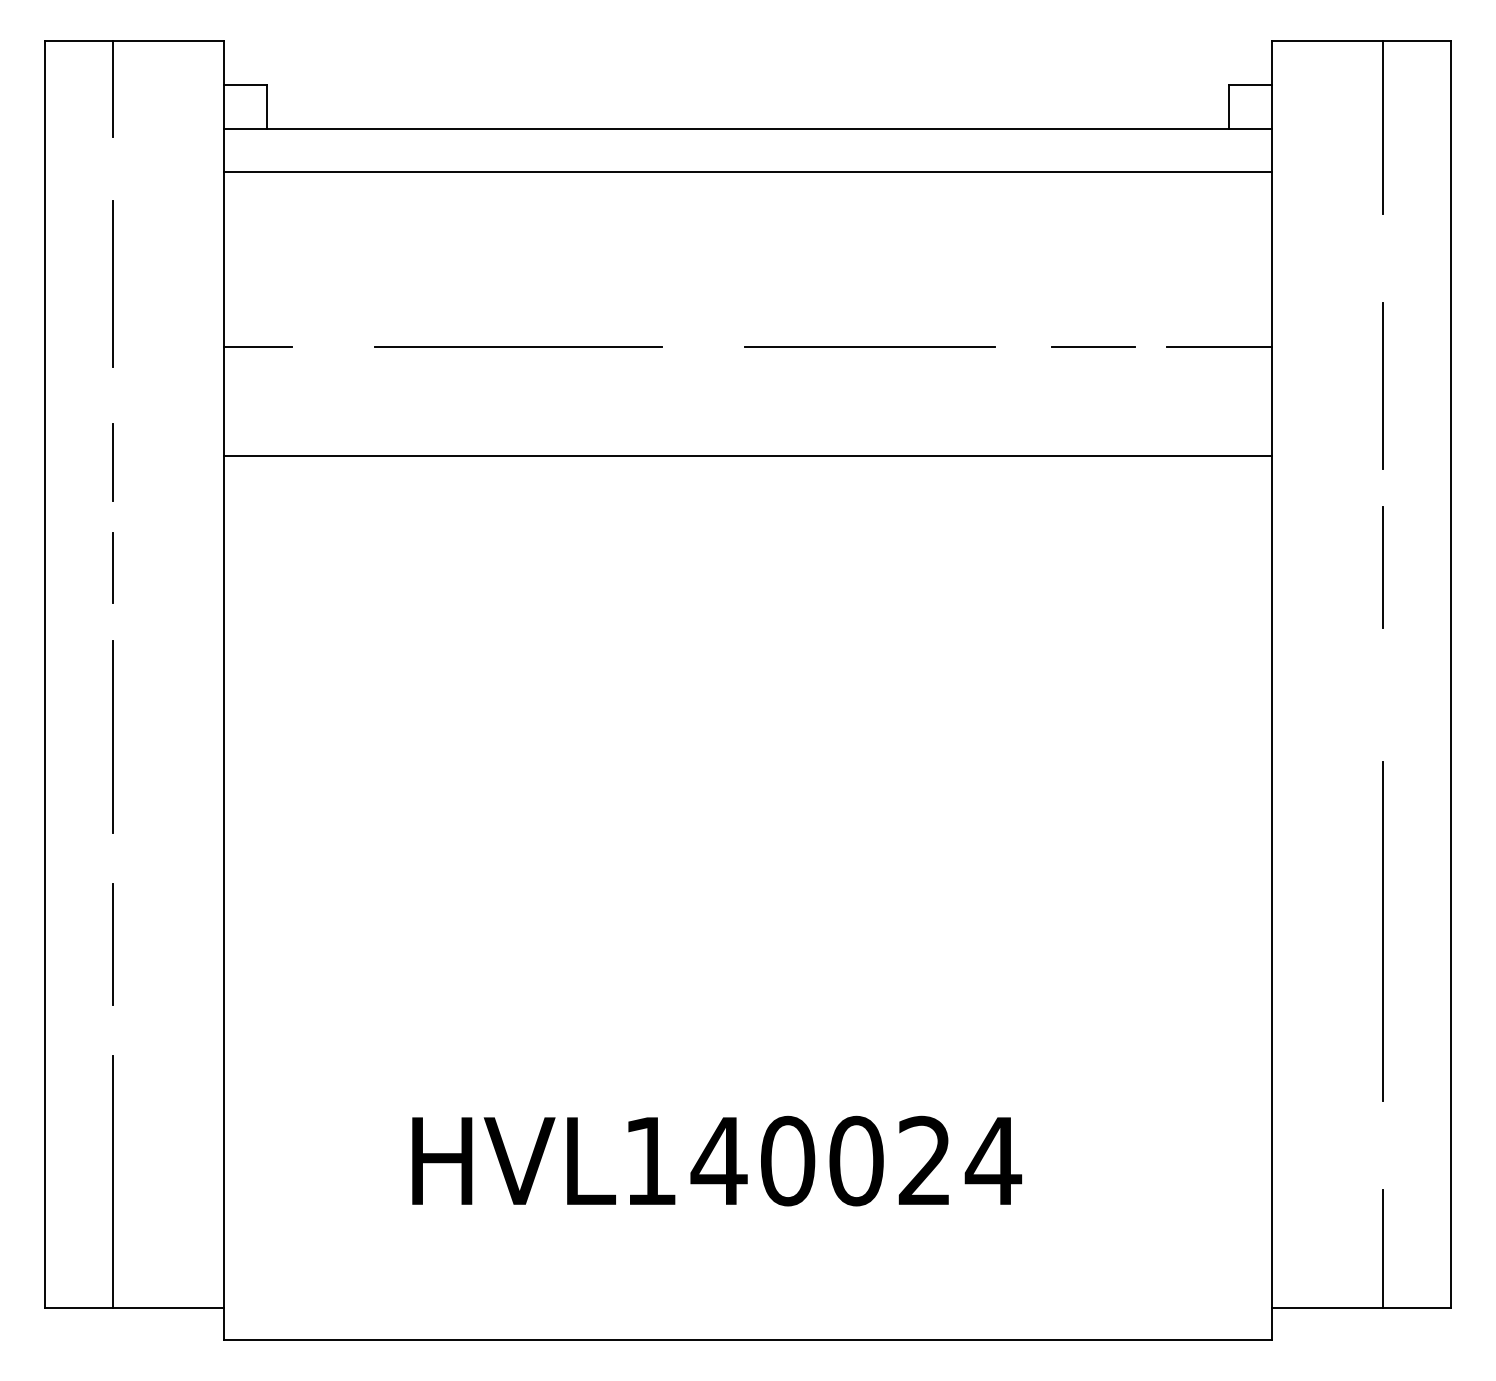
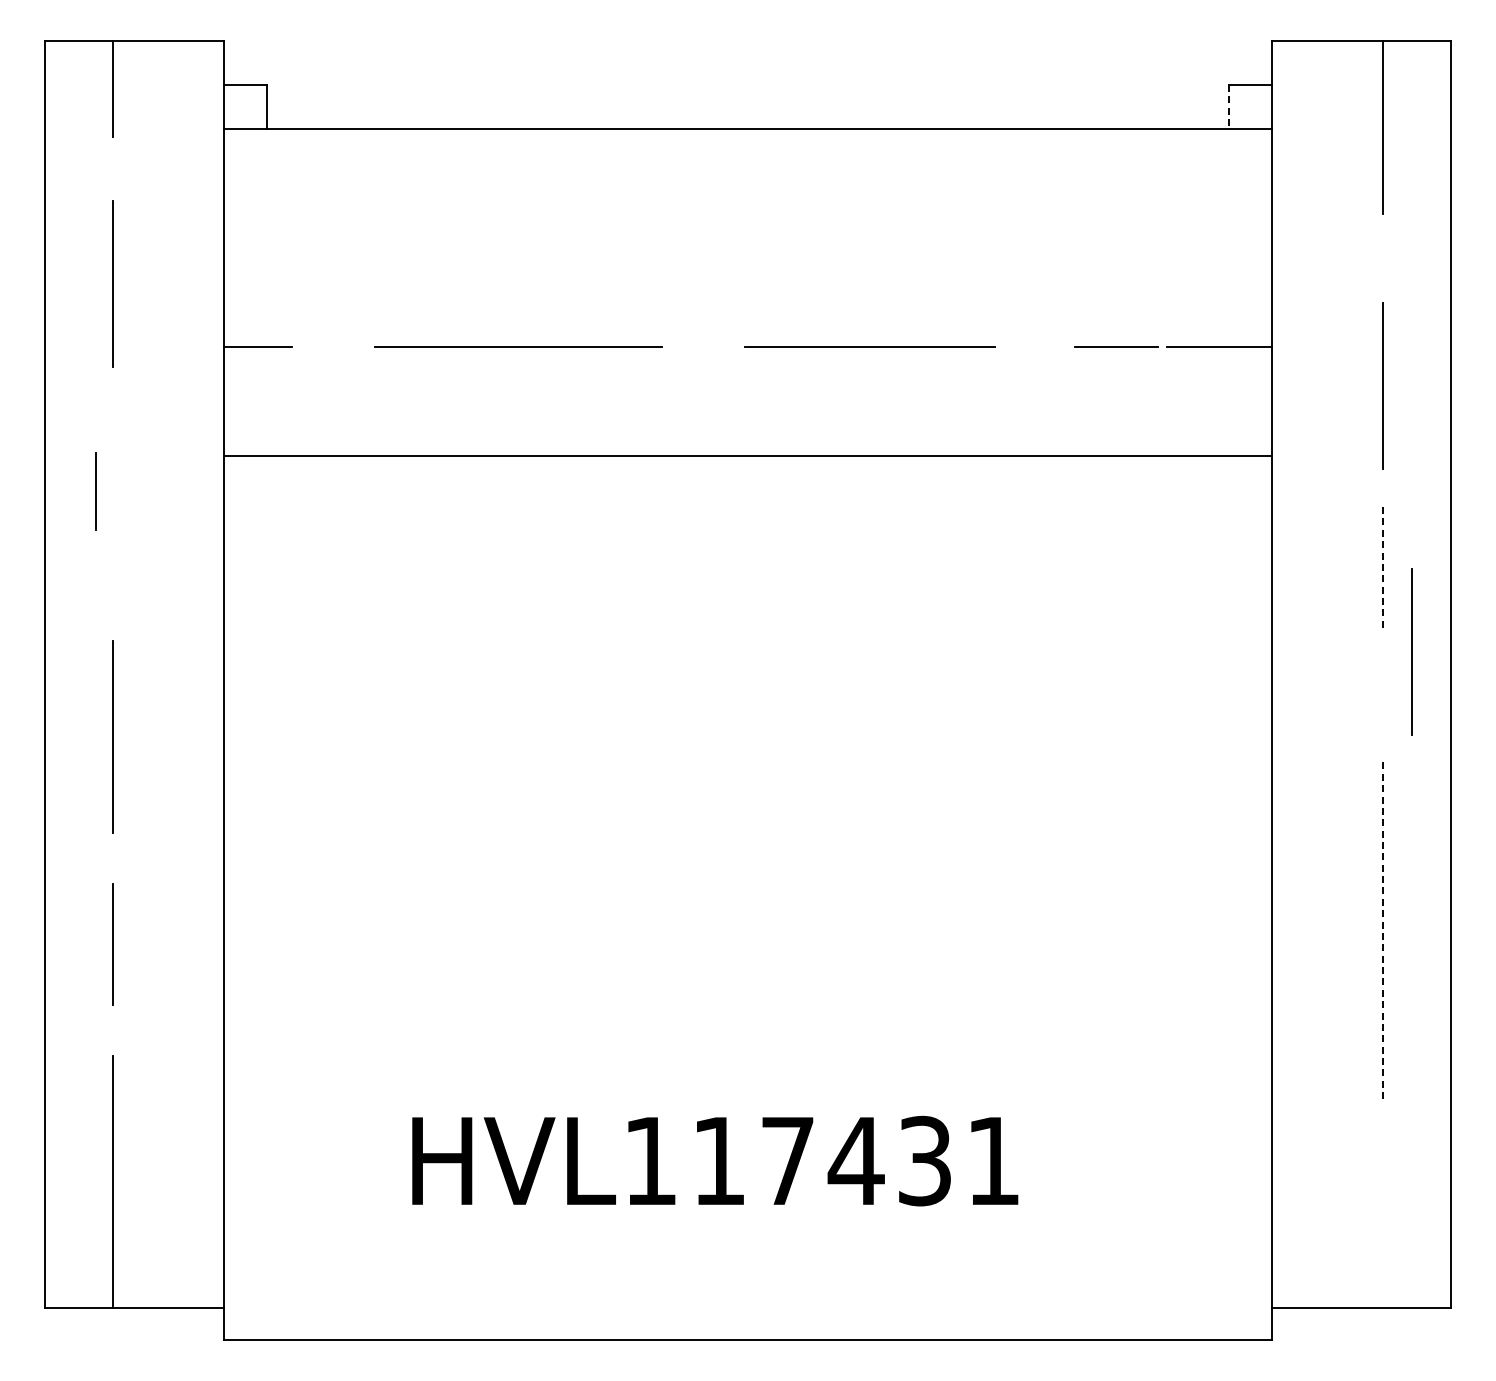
line: solid -> dashed (1228, 106)
line: present -> none (747, 172)
line position: (1093, 346) -> (1116, 346) (1116, 346)
line position: (112, 462) -> (95, 491) (95, 491)
line: present -> none (112, 567)
line: solid -> dashed (1383, 567)
line: none -> present (1411, 651)
line: solid -> dashed (1383, 932)
text: HVL140024 -> HVL117431 (856, 1160)
line: present -> none (1383, 1249)
